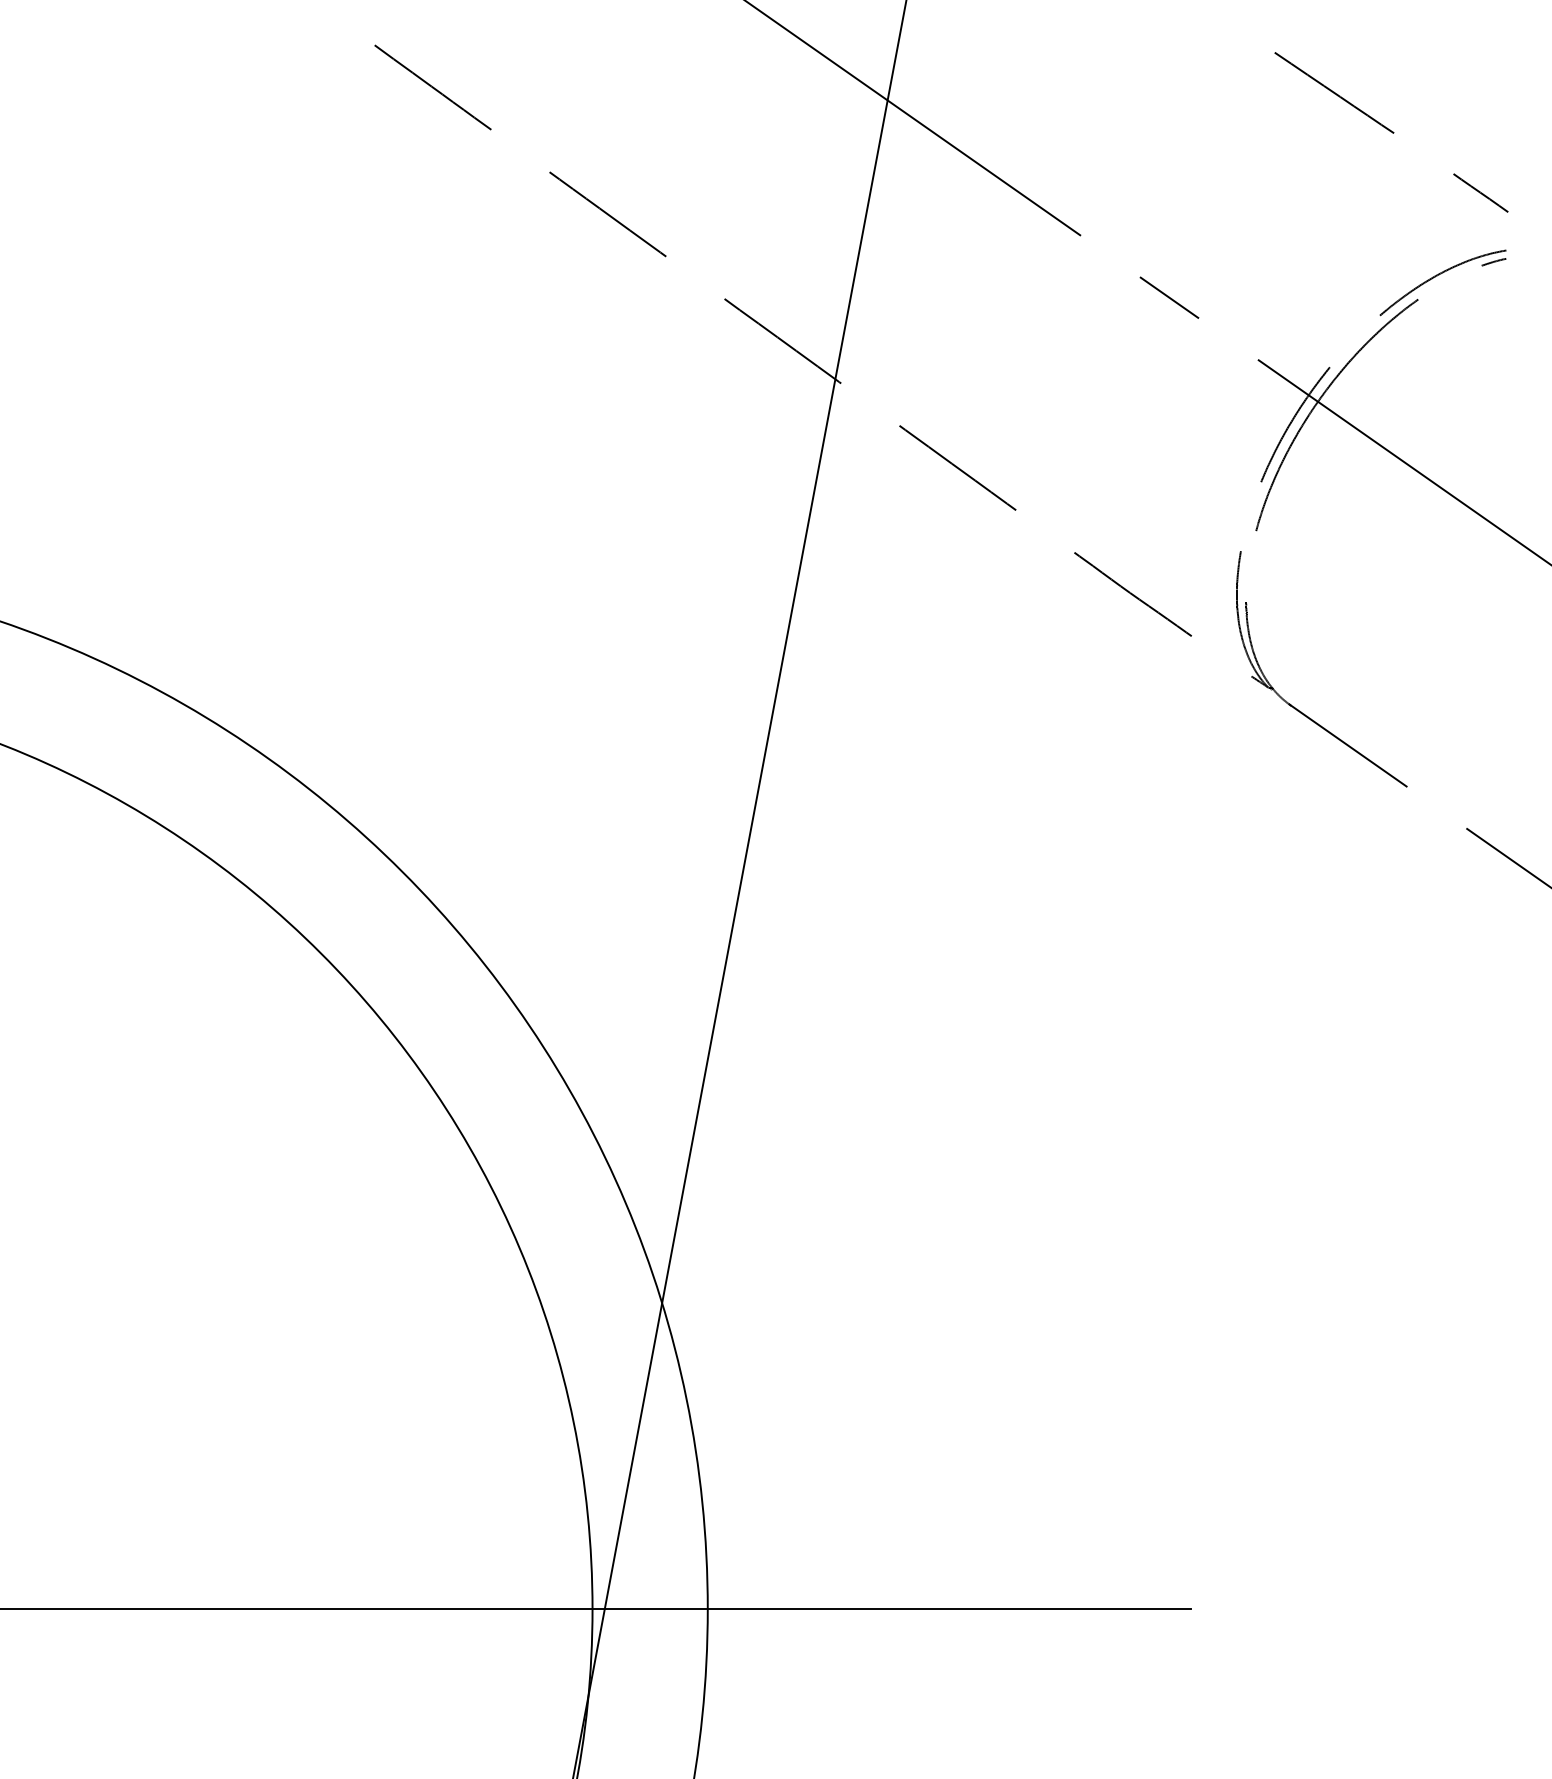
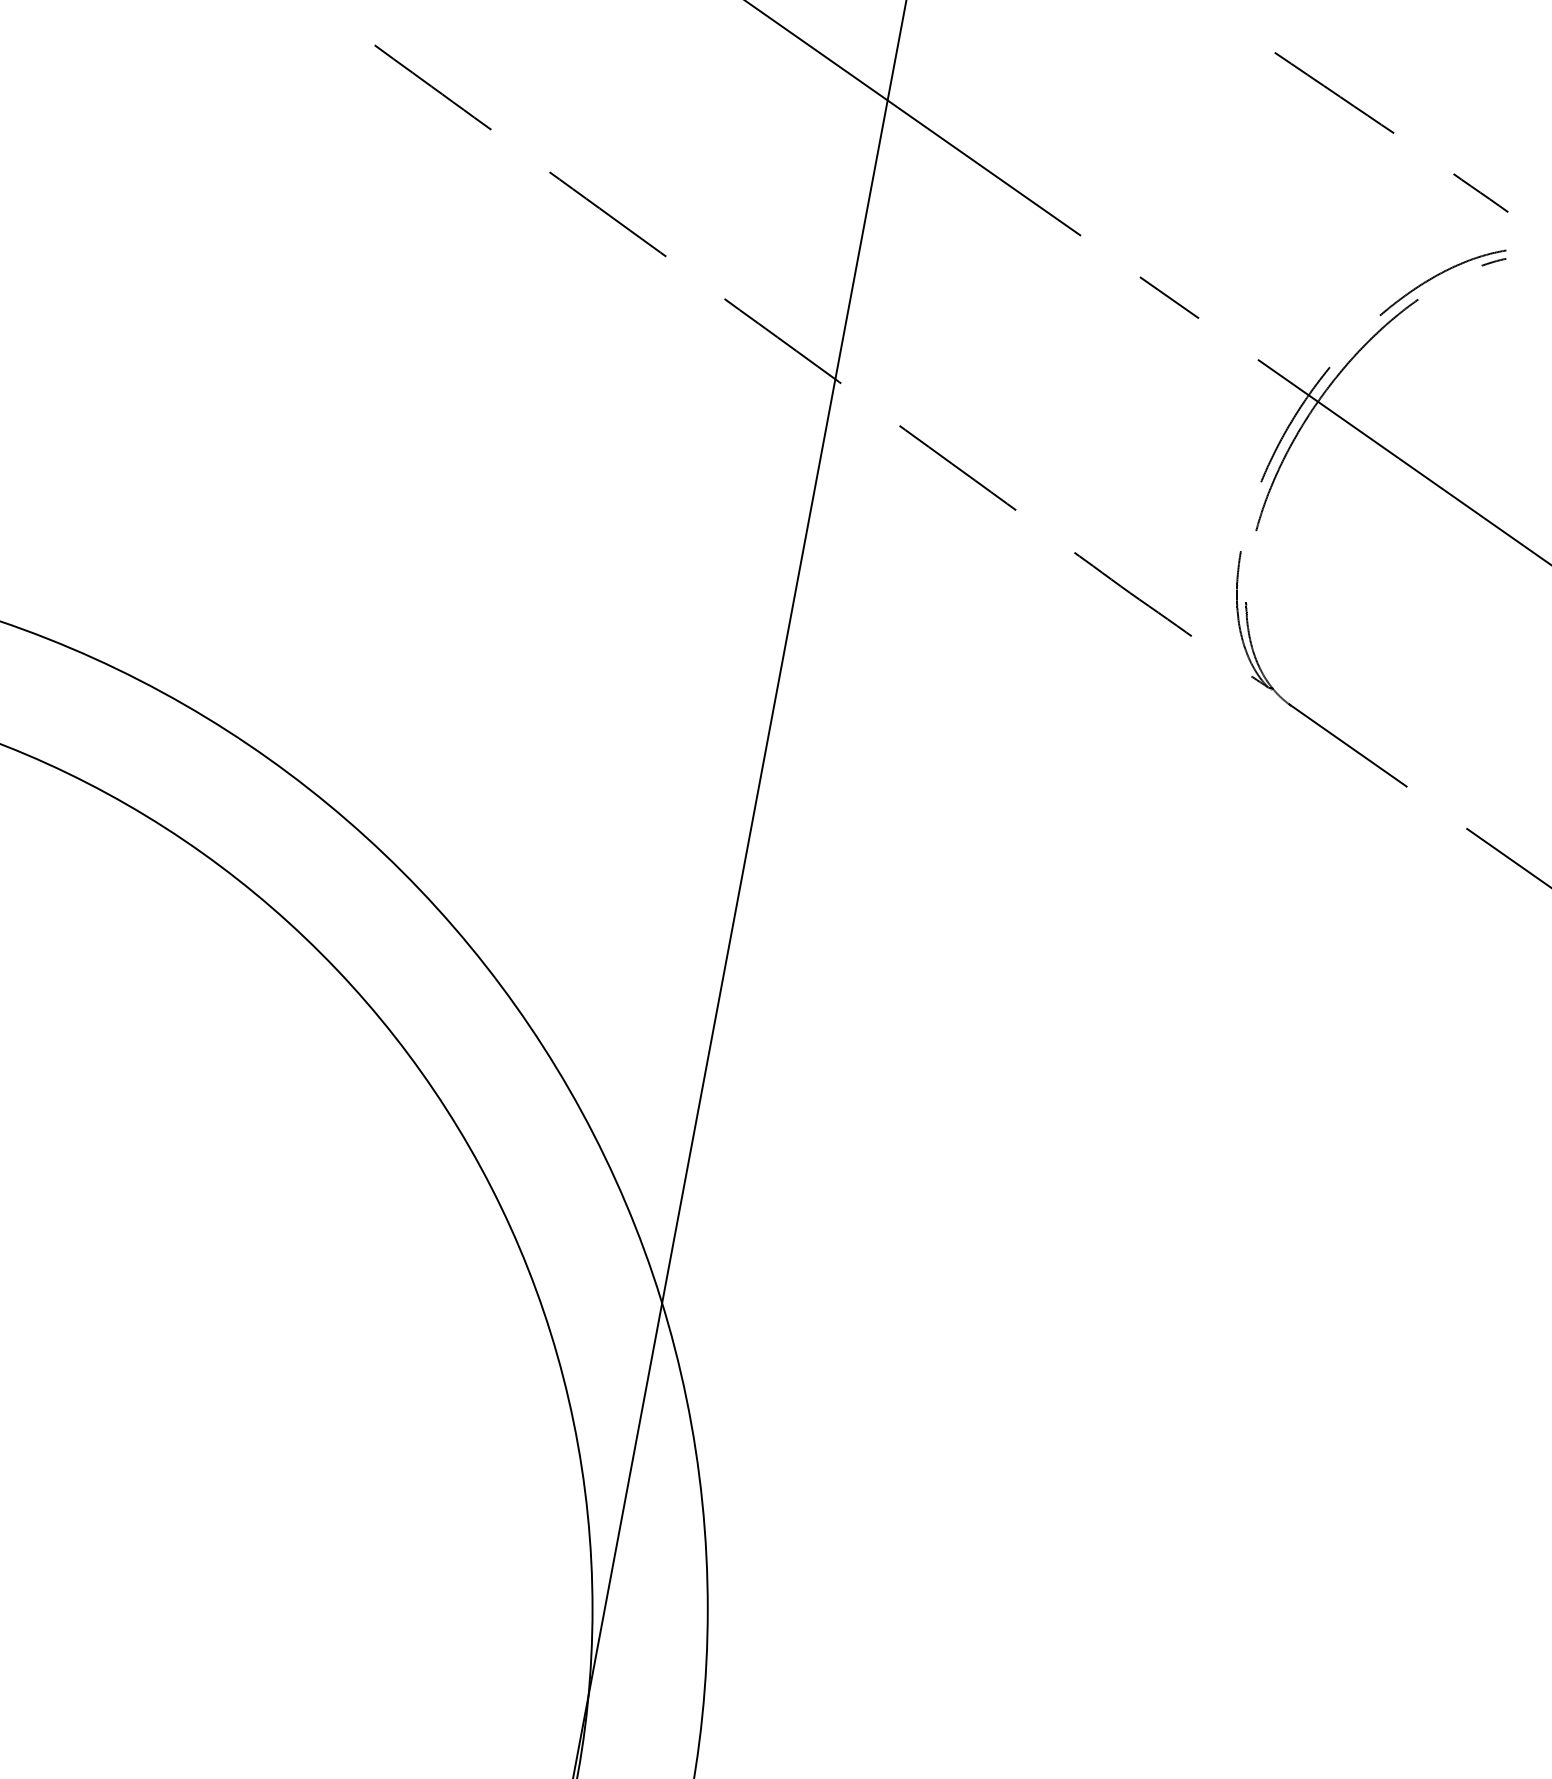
line: present -> none (596, 1609)
